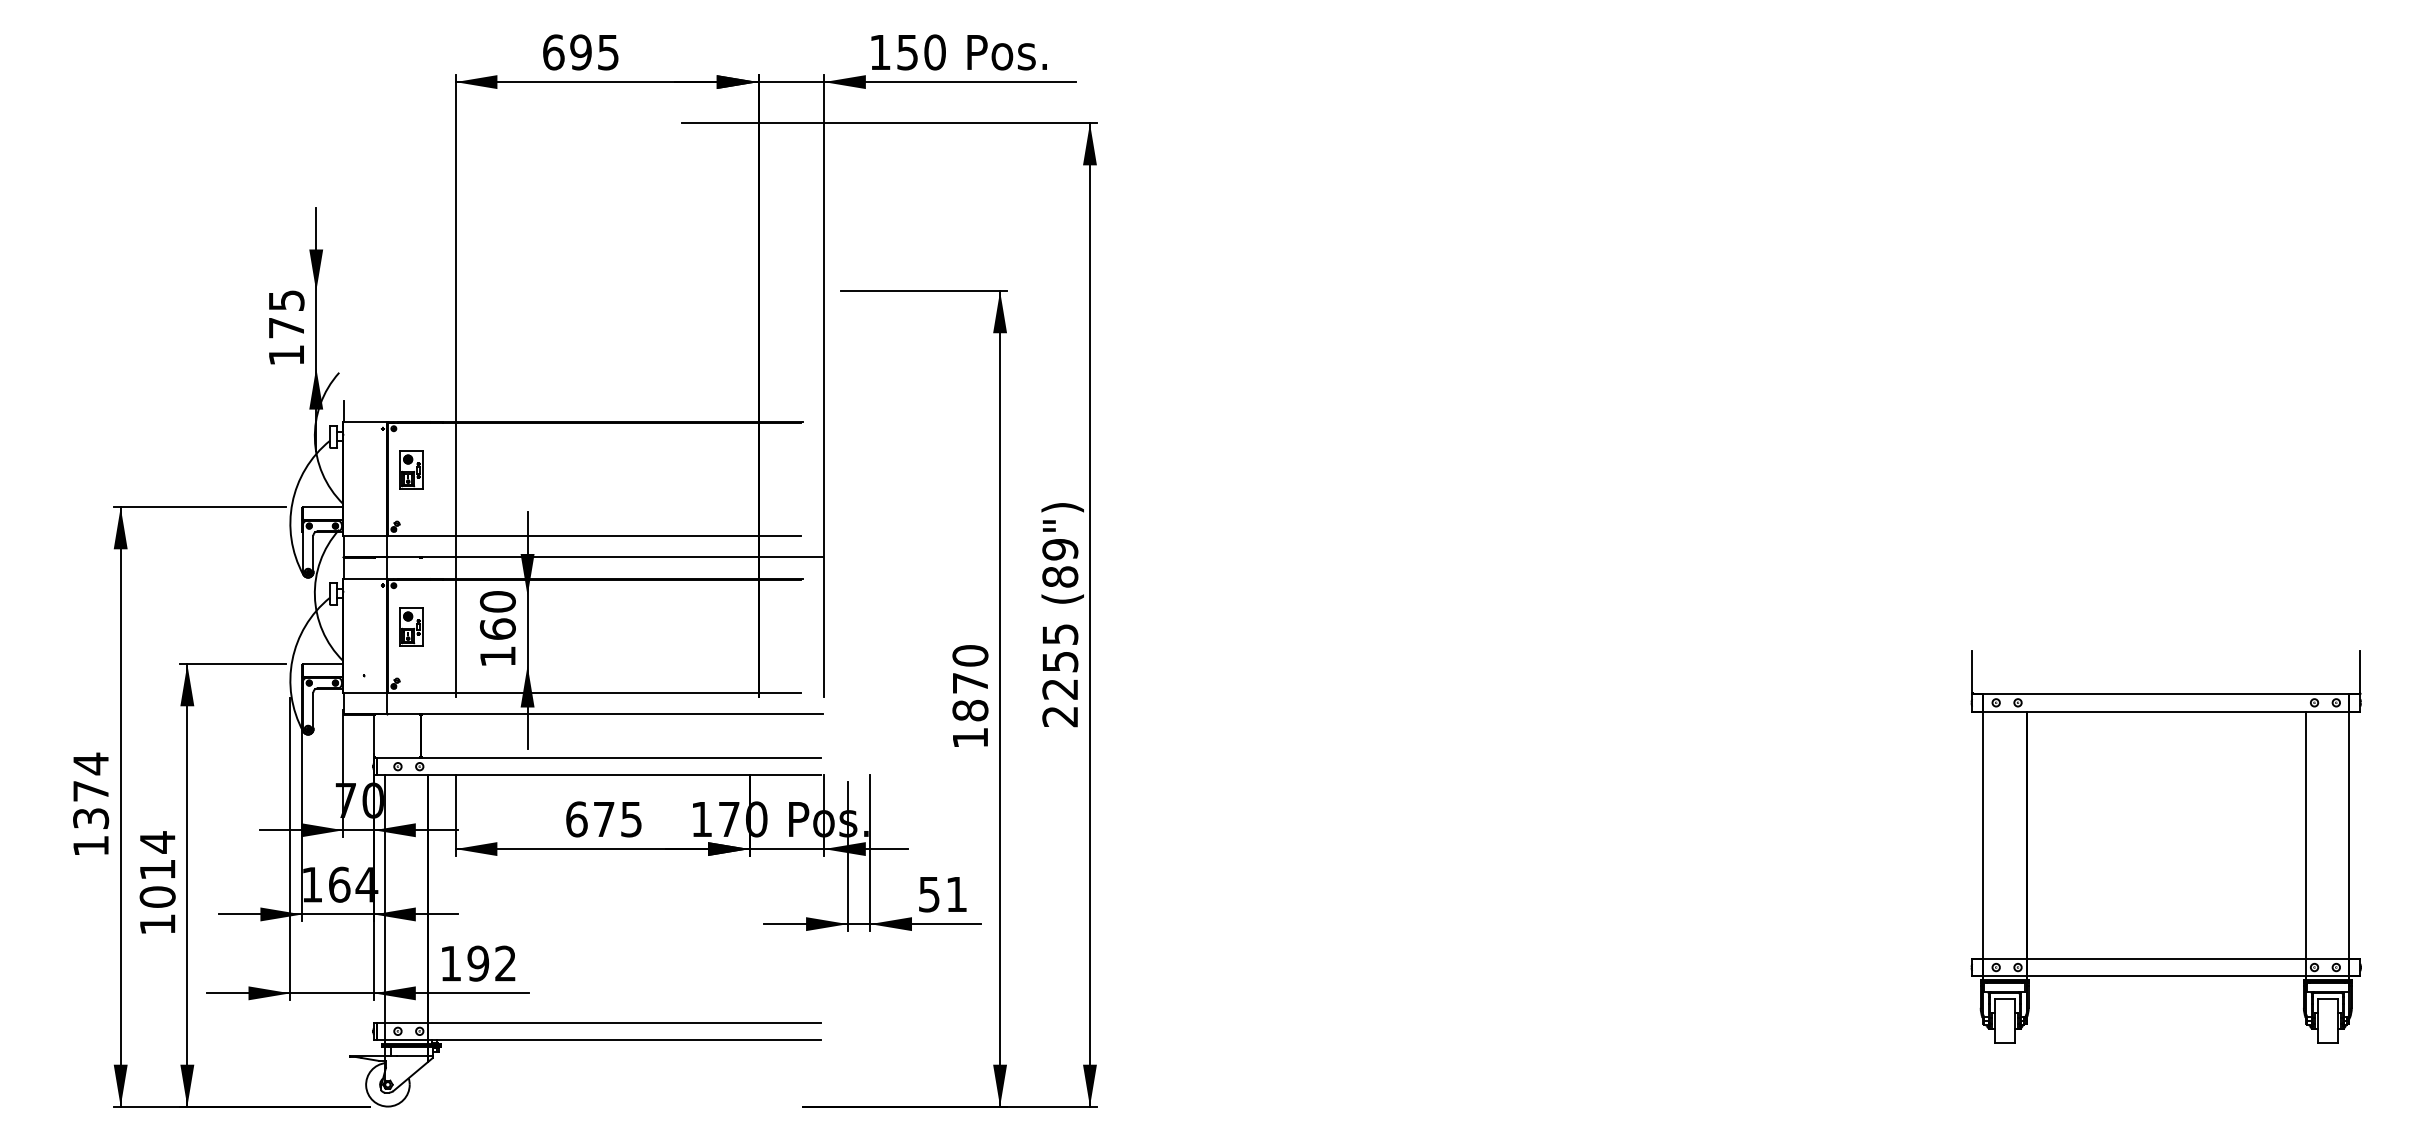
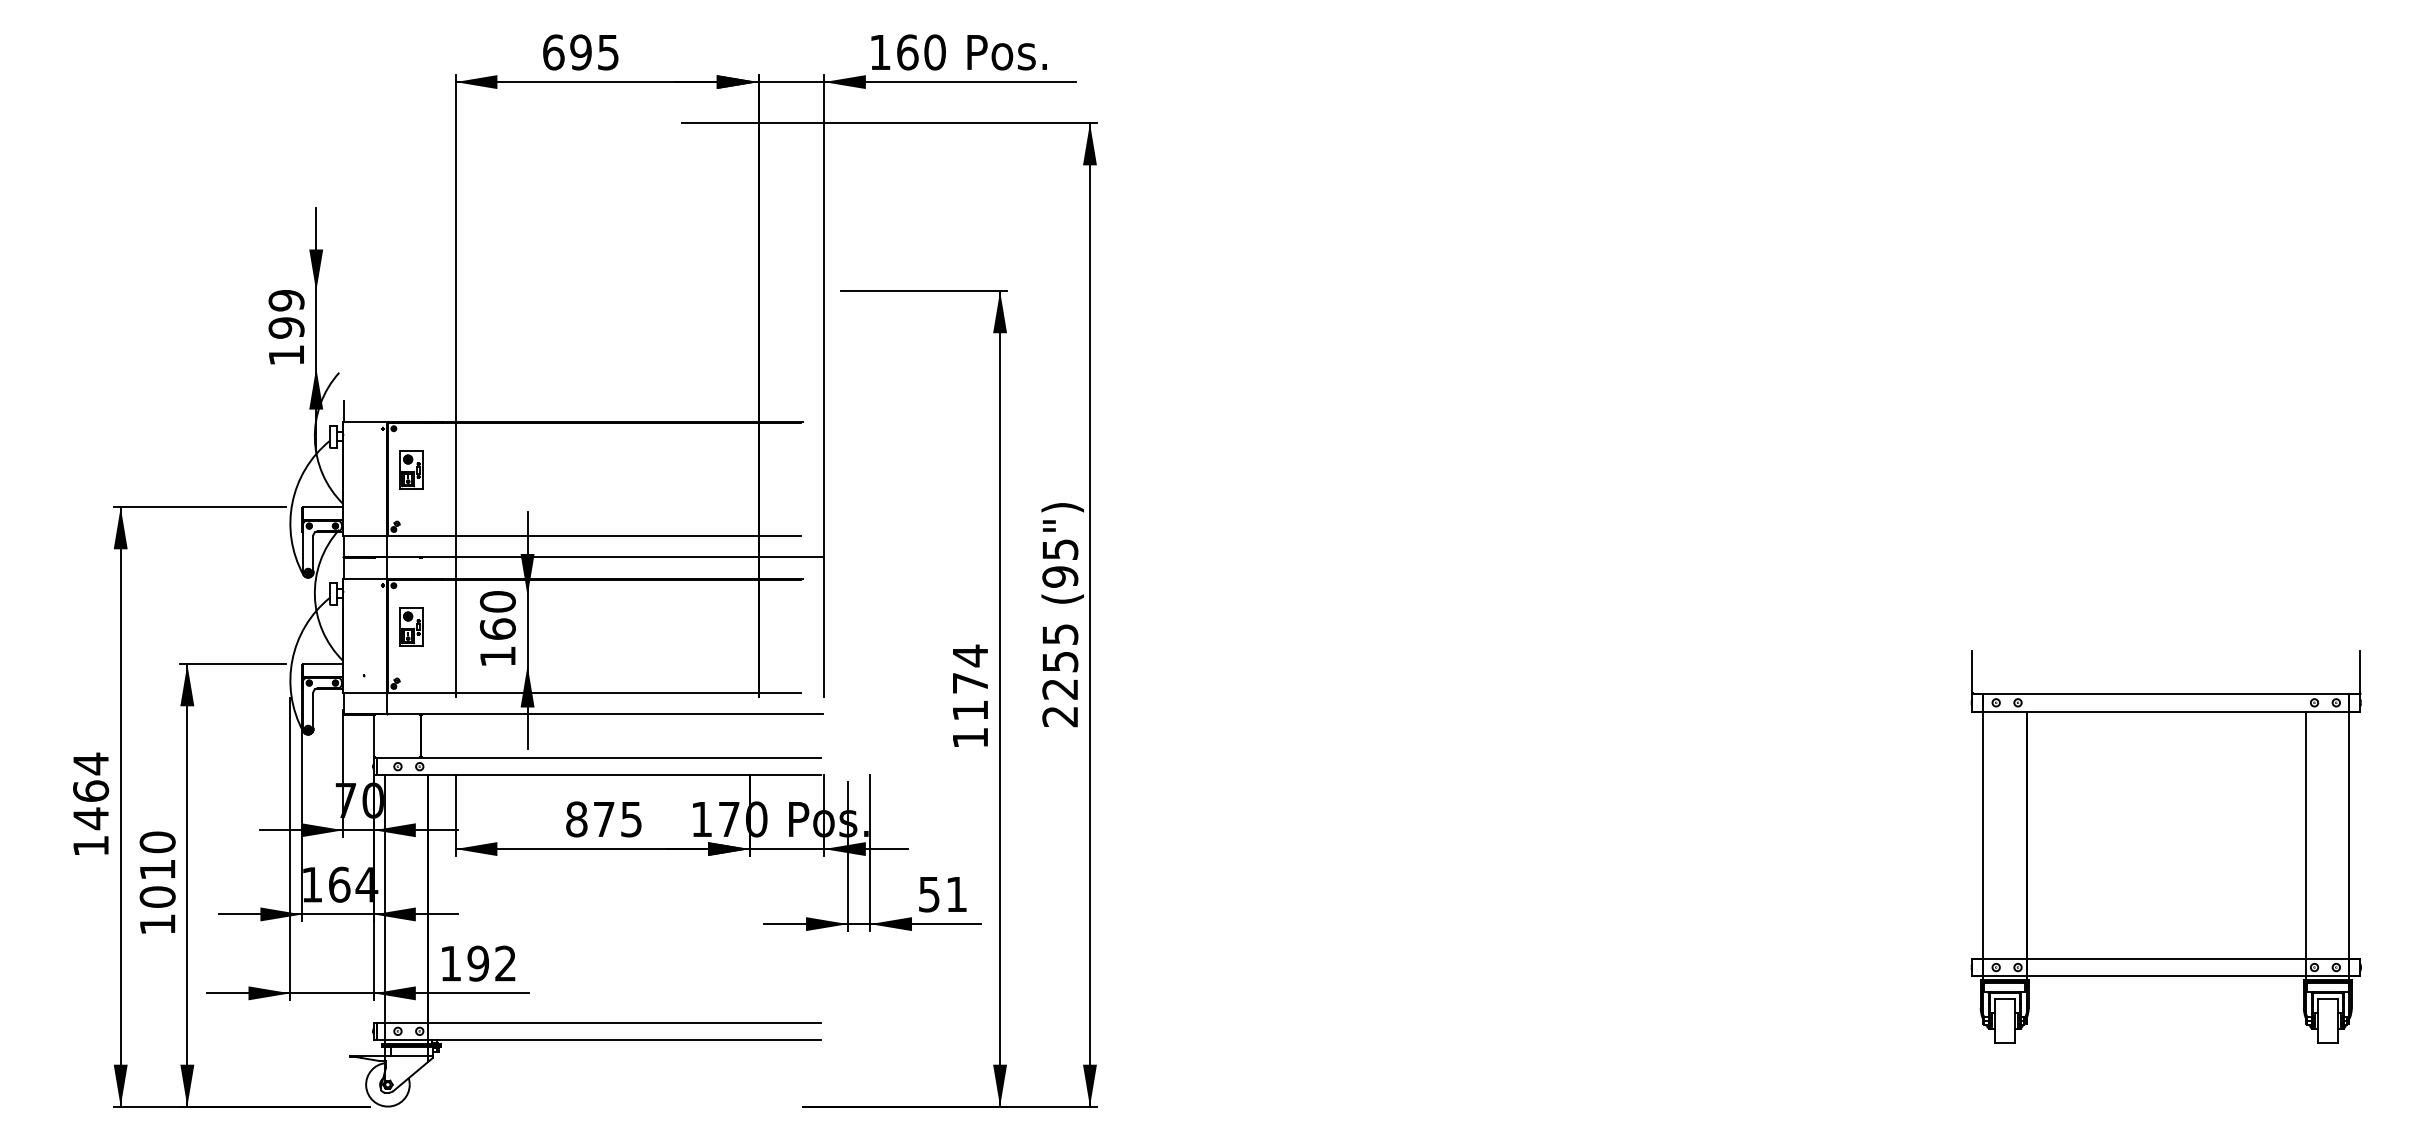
text: 150 -> 160 (907, 52)
text: 175 -> 199 (286, 314)
text: (89") -> (95") (1060, 563)
text: 1870 -> 1174 (970, 682)
text: 1374 -> 1464 (91, 805)
text: 675 -> 875 (576, 819)
text: 1014 -> 1010 (157, 842)
